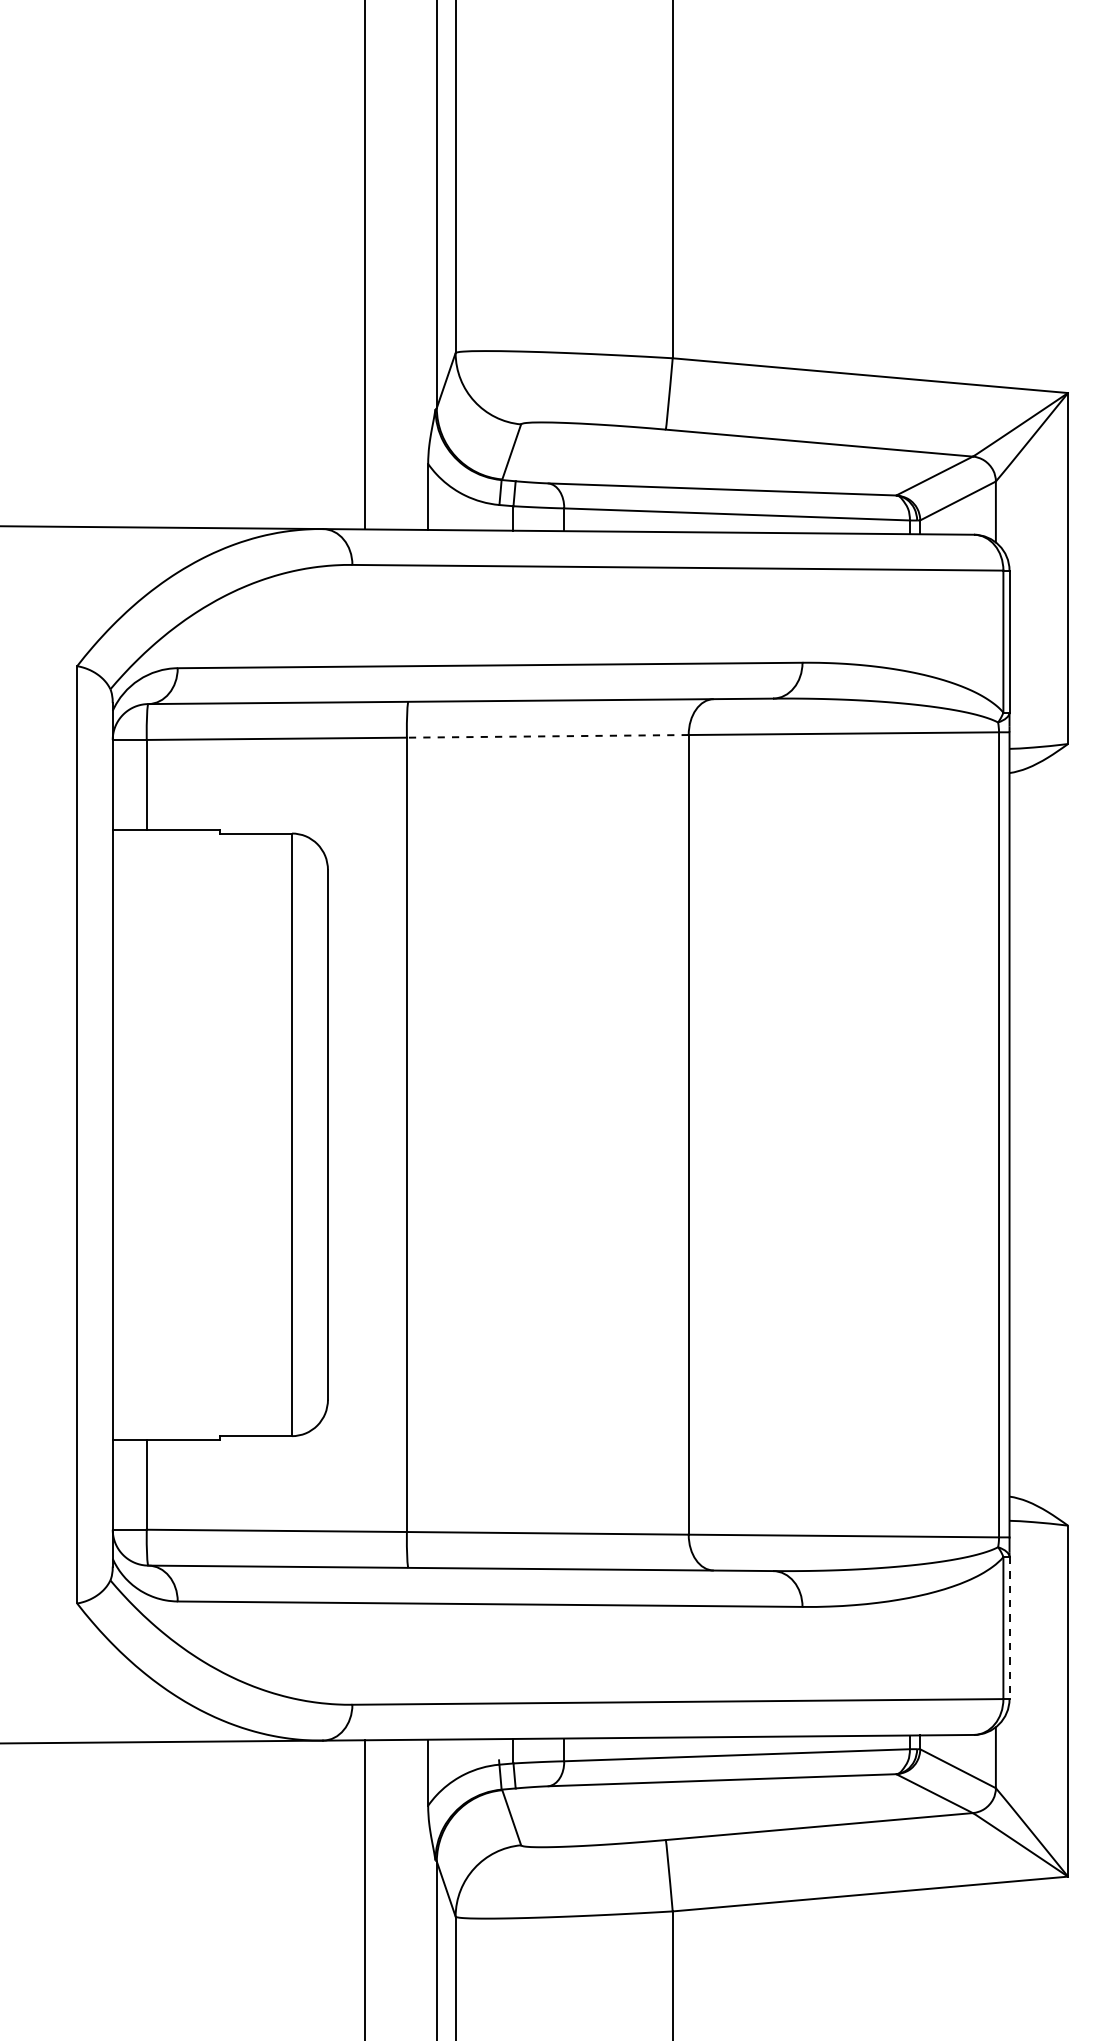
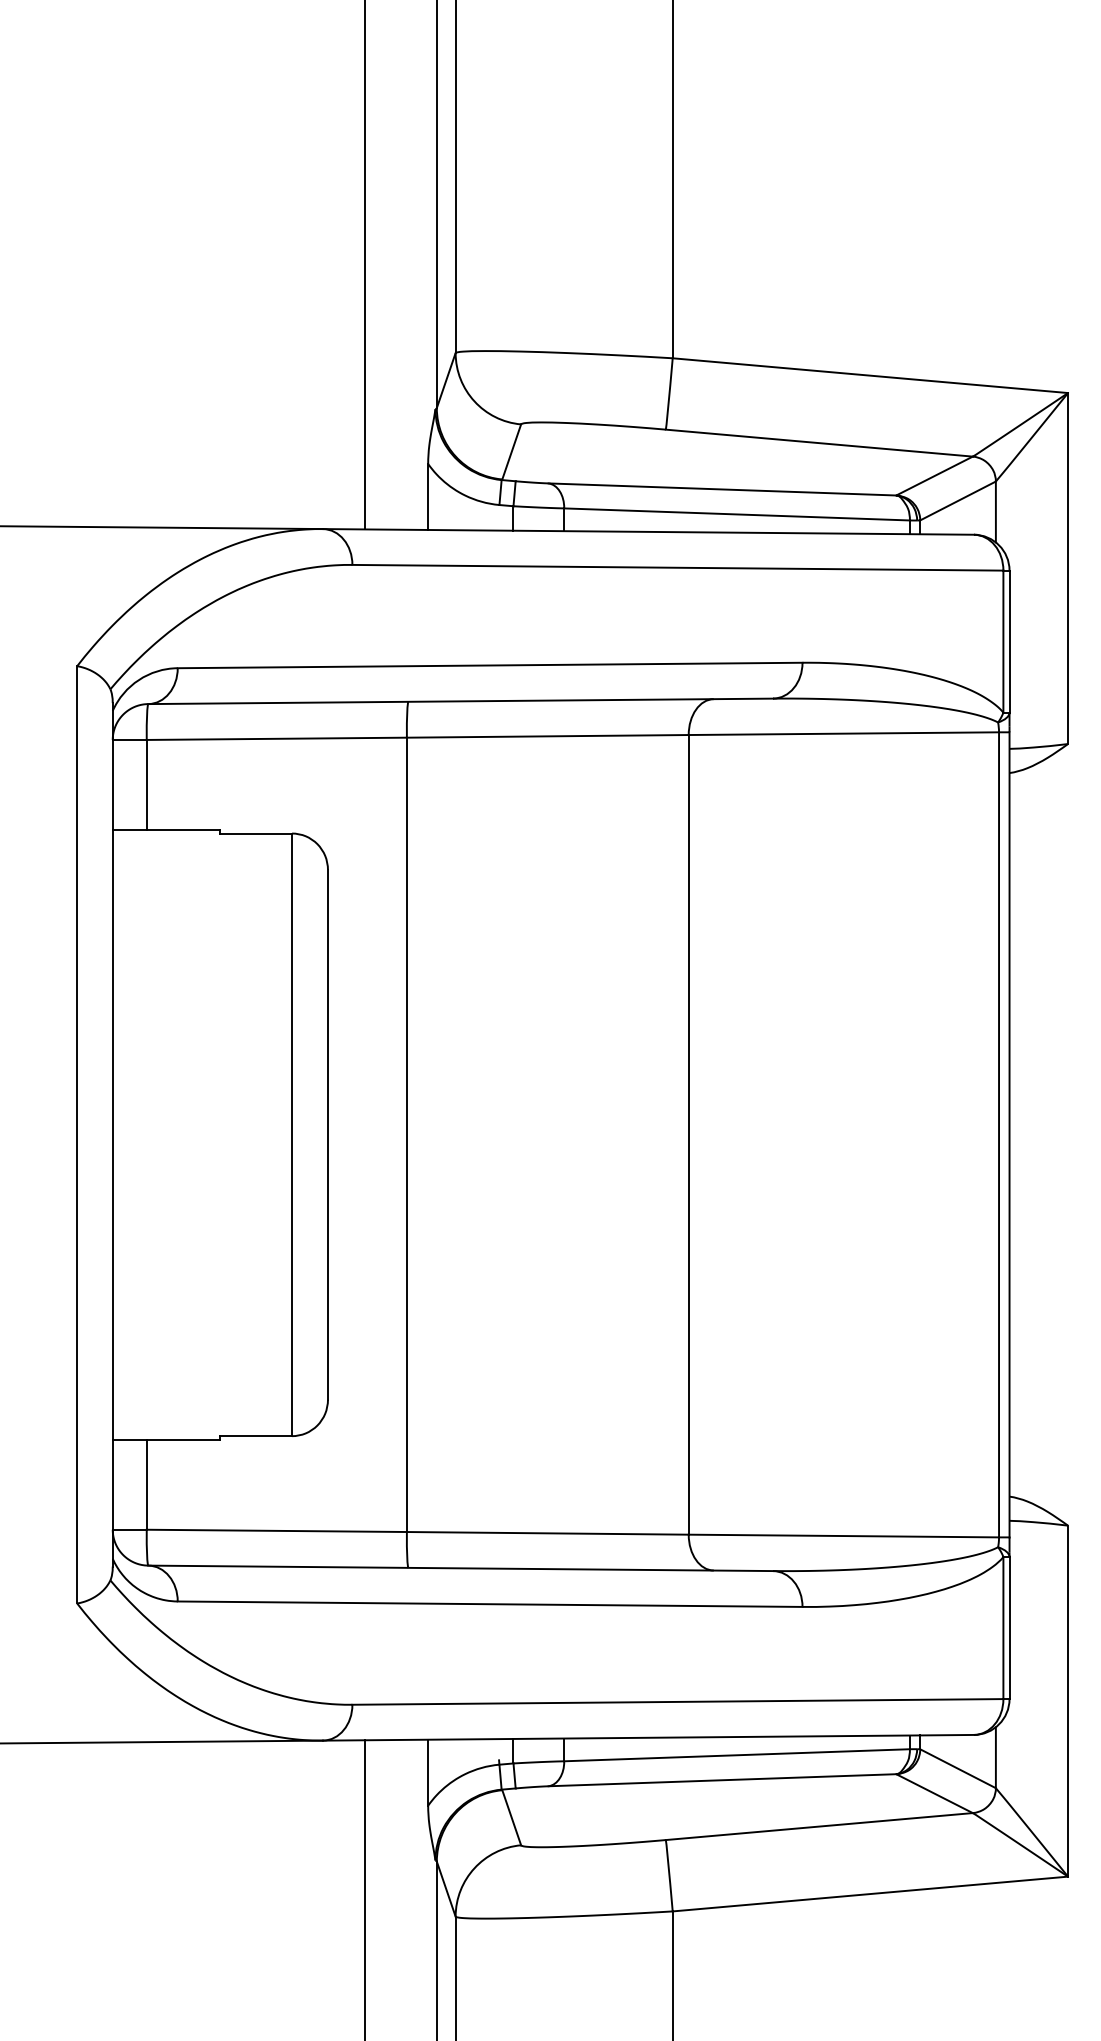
line: dashed -> solid (547, 736)
line: dashed -> solid (1009, 1628)
